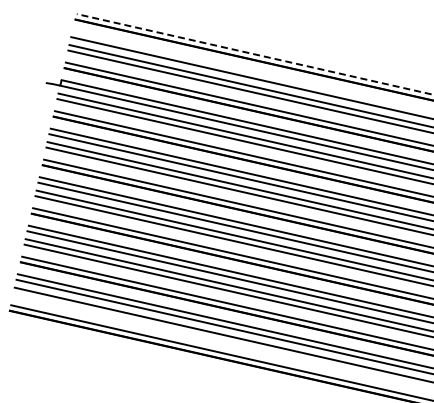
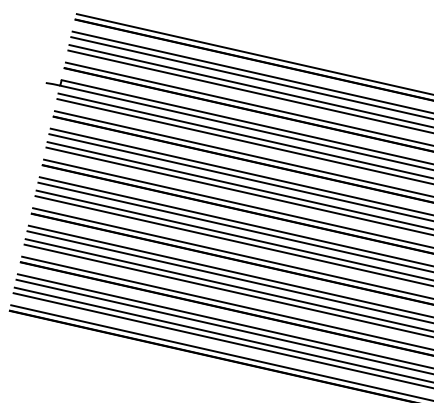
line: dashed -> solid (255, 54)
line: none -> present (251, 71)
line: none -> present (221, 340)
